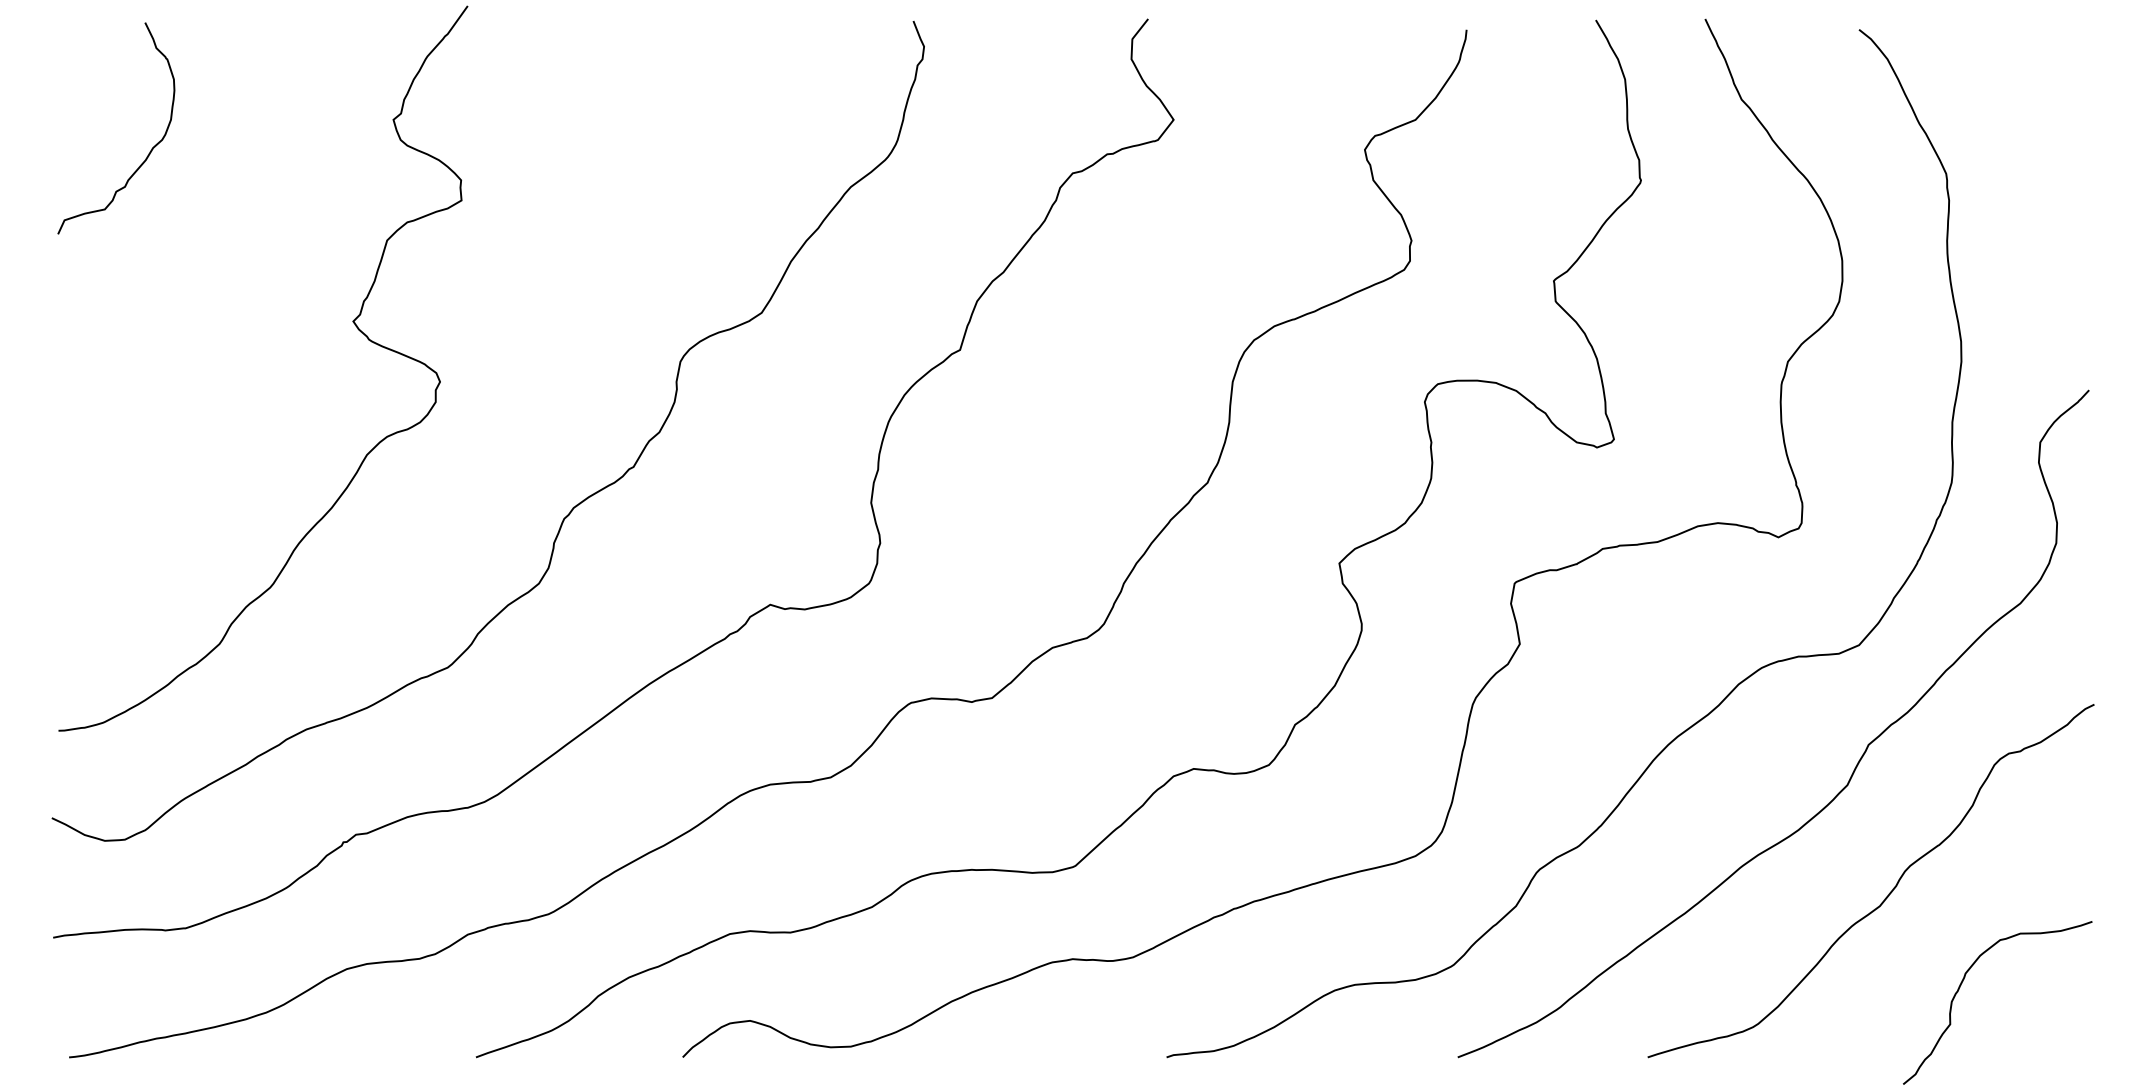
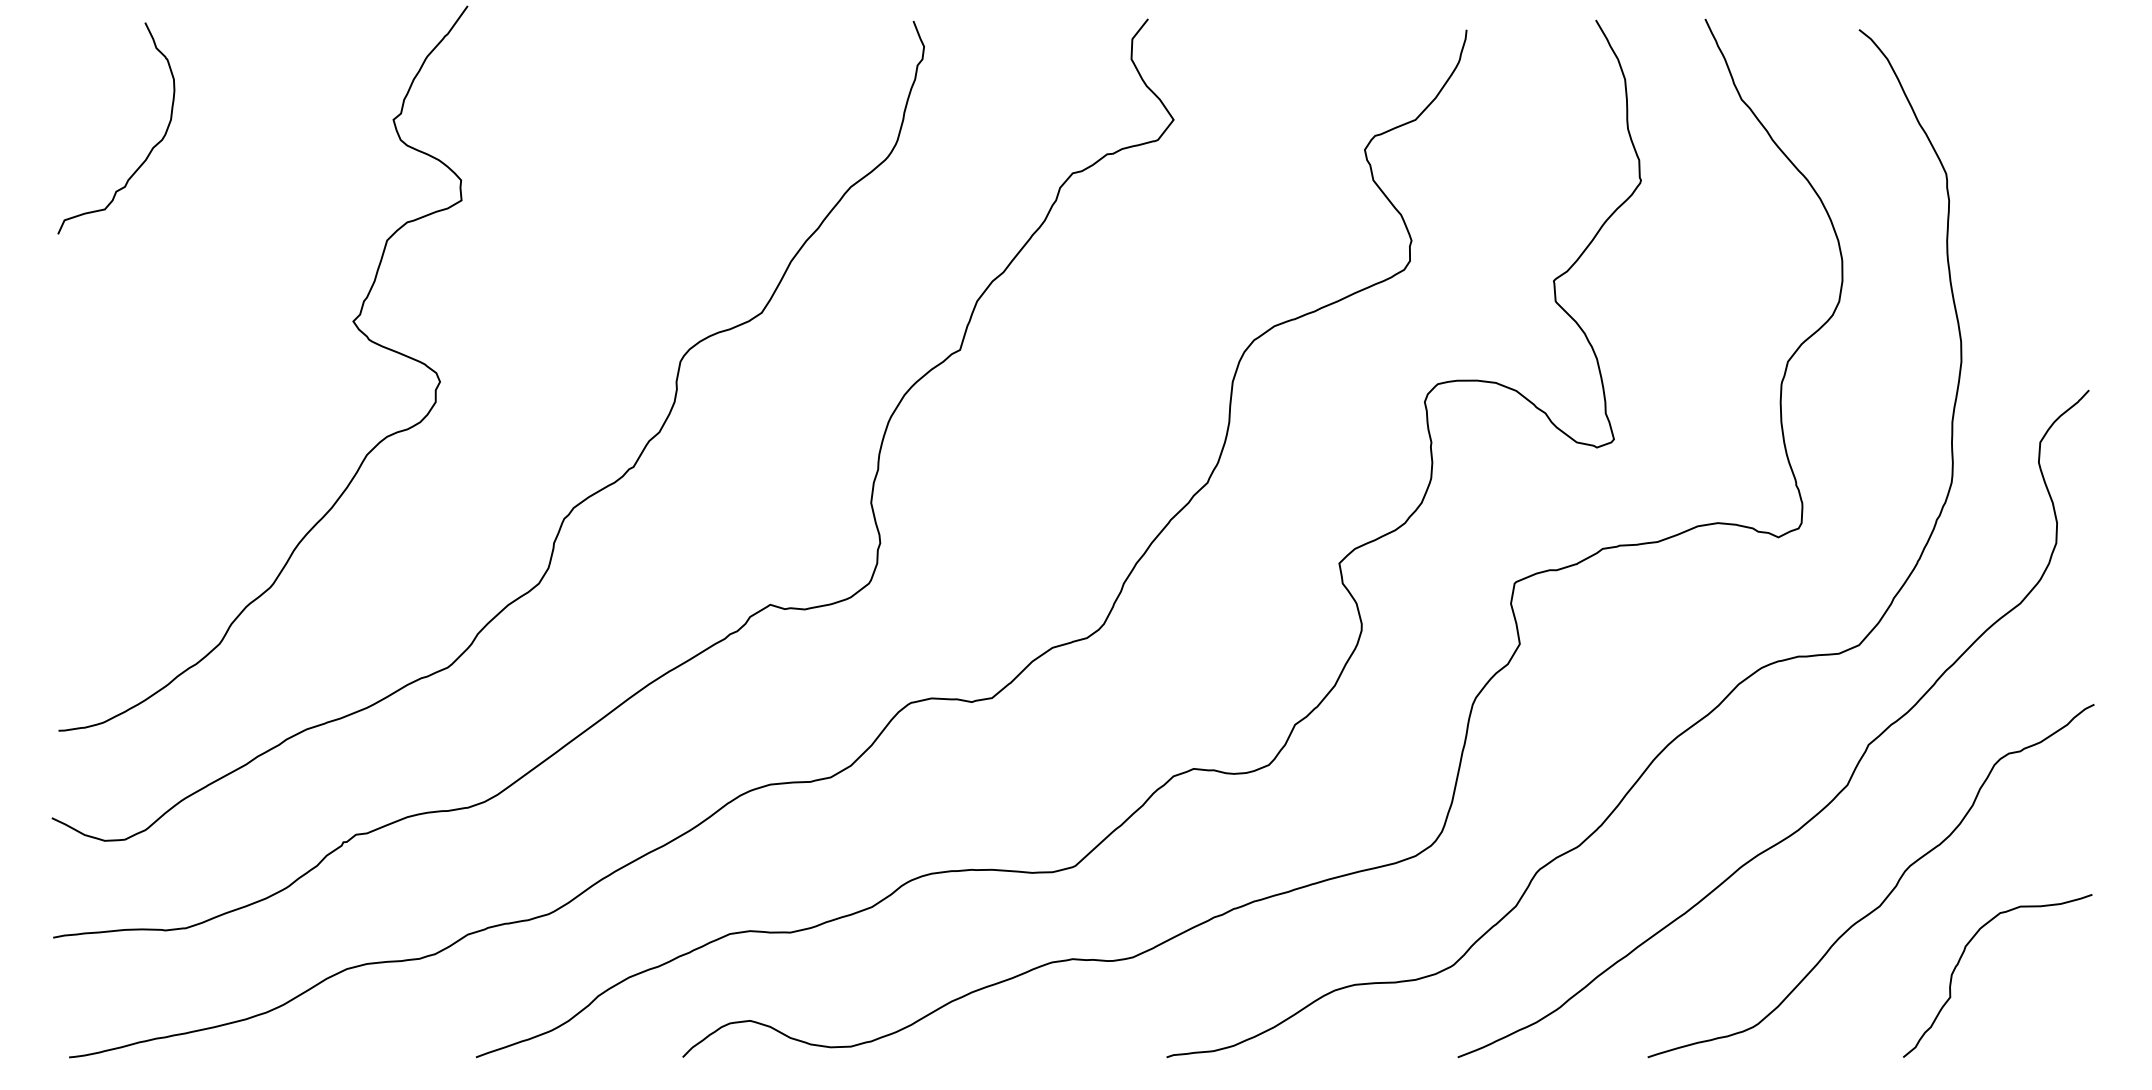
curve position: (1961, 985) -> (1961, 958) (1961, 958)
